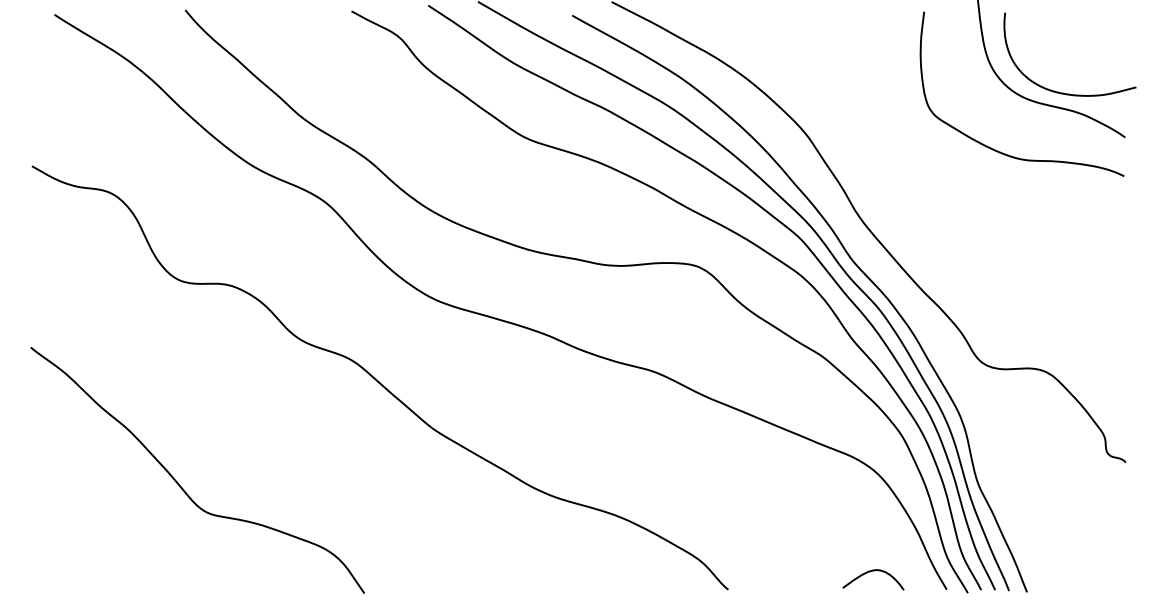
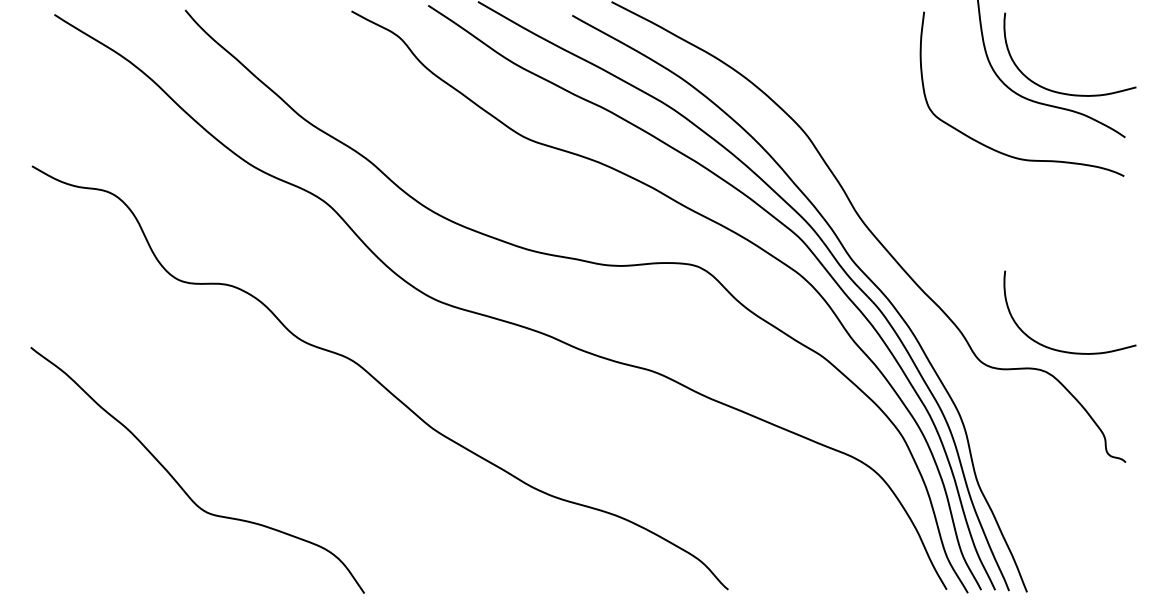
curve: none -> present (1063, 350)
curve: present -> none (870, 572)
